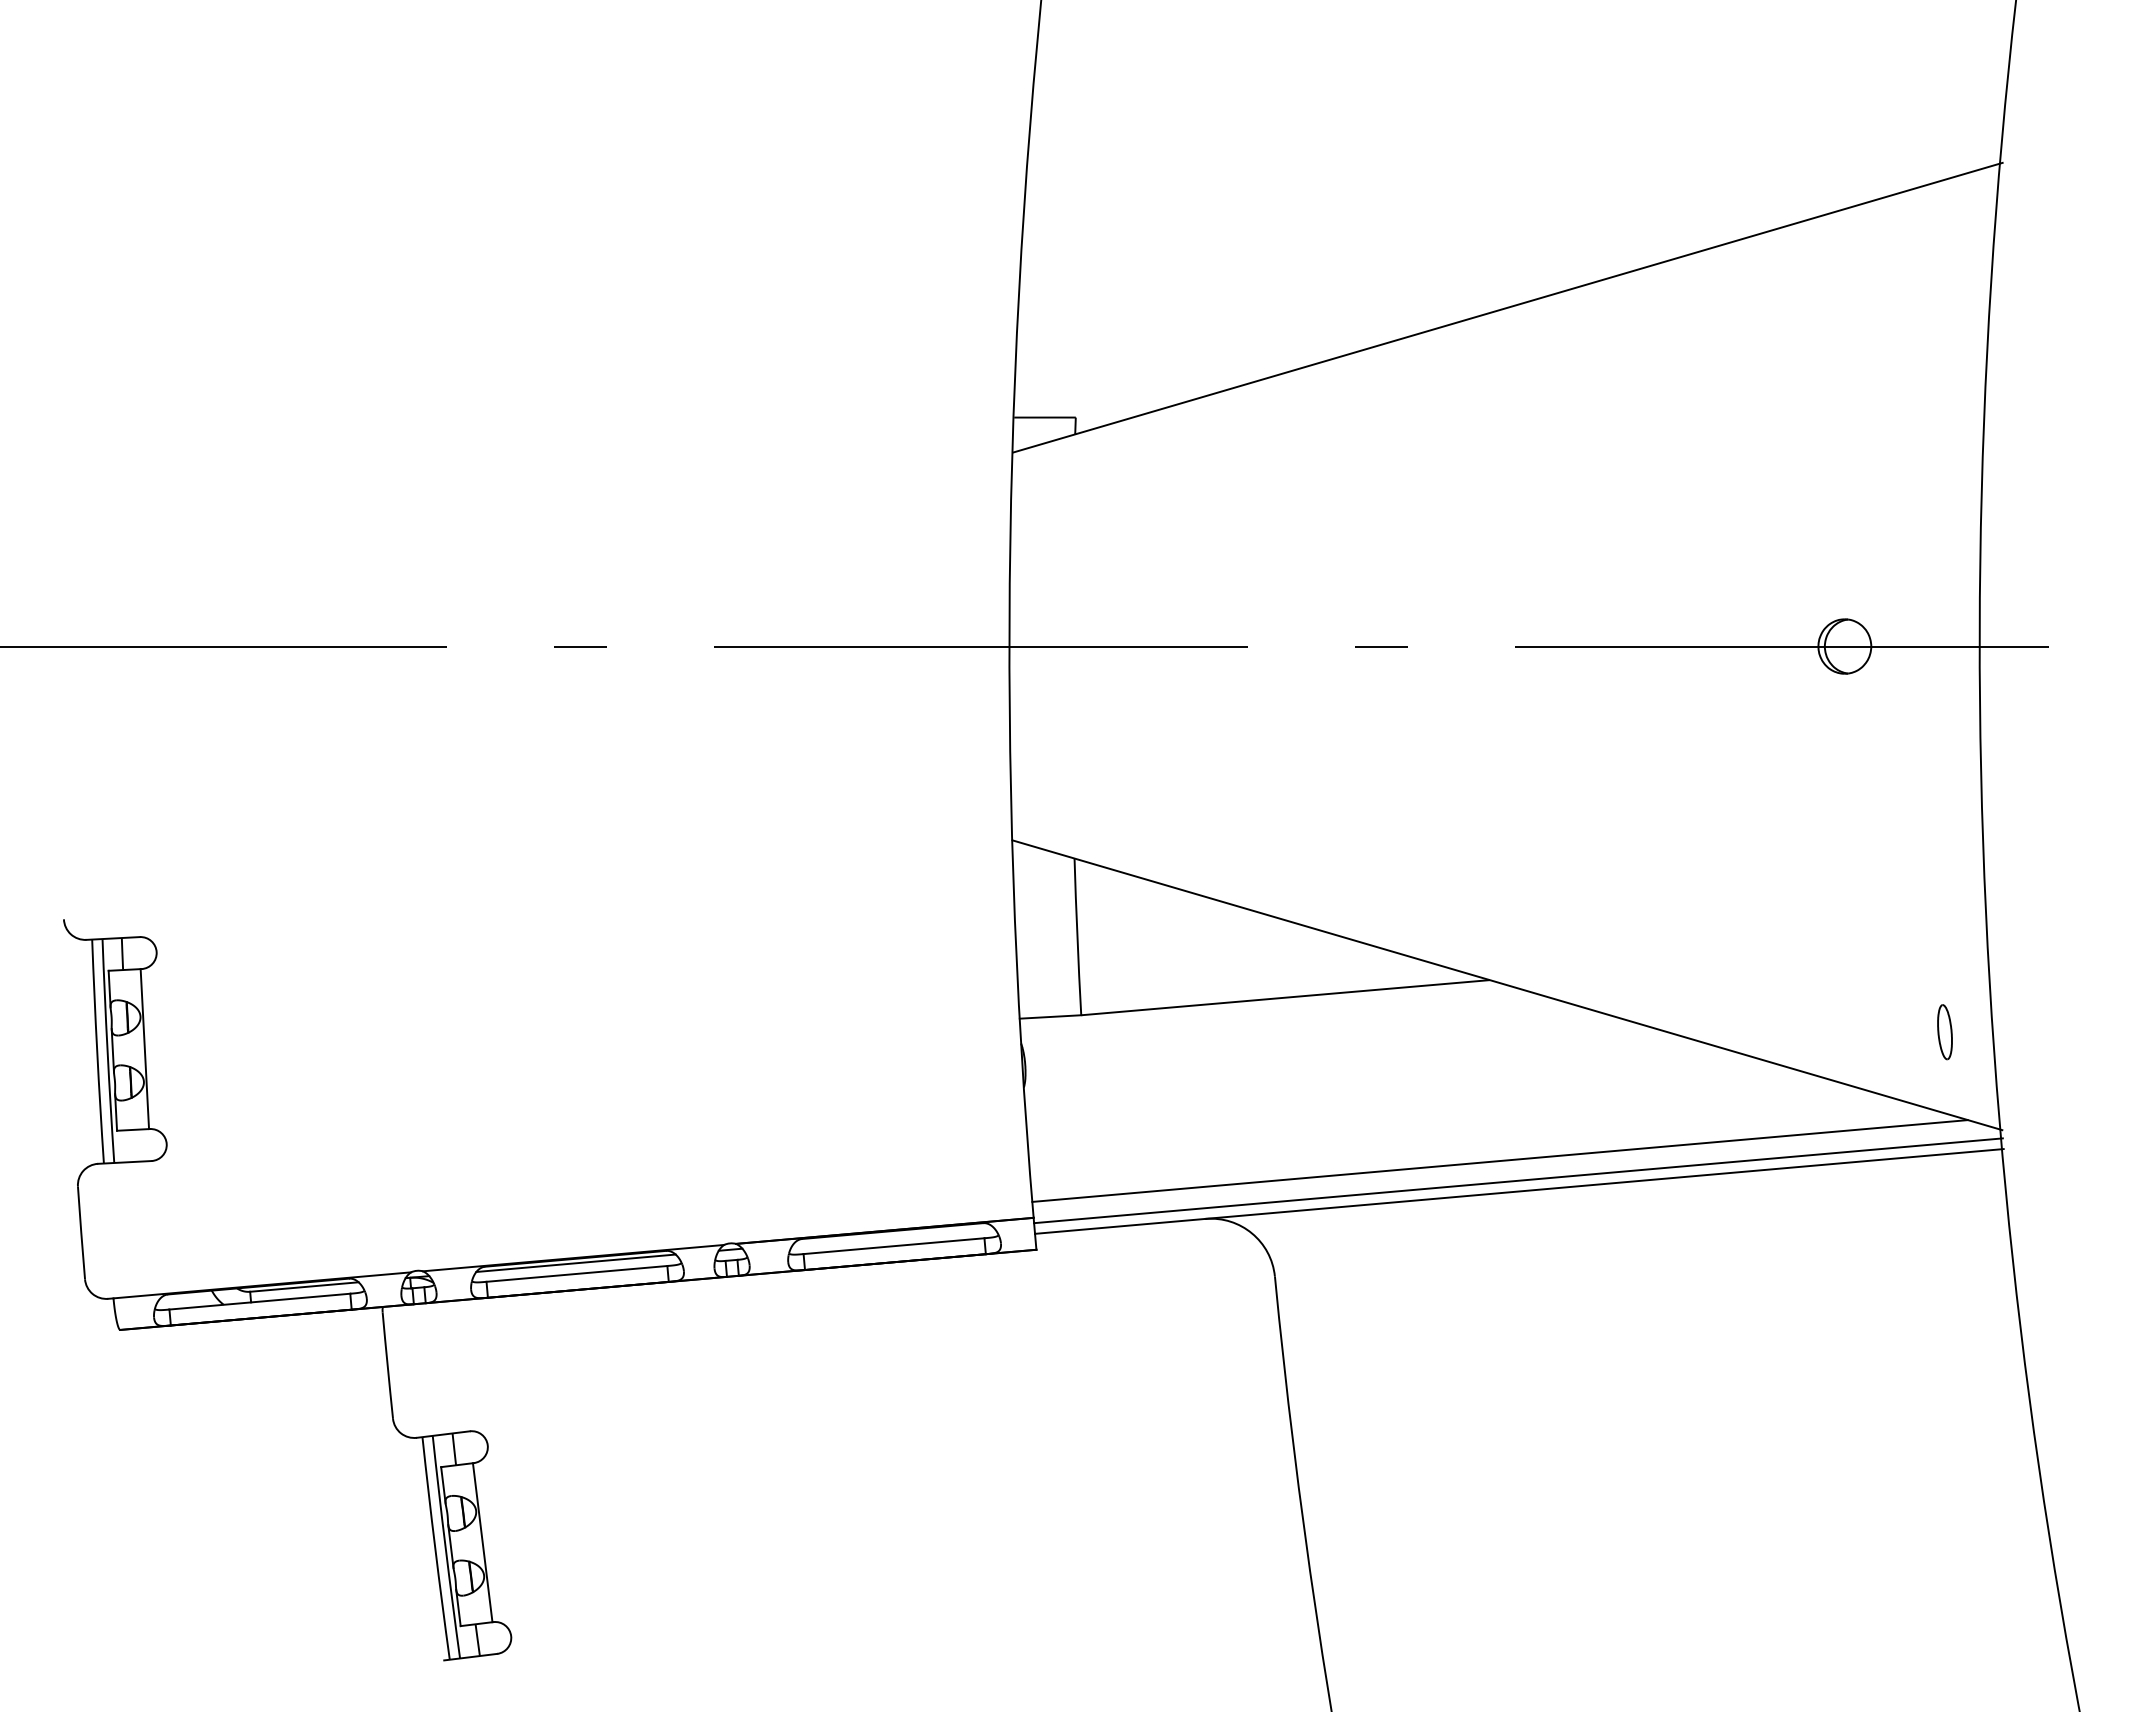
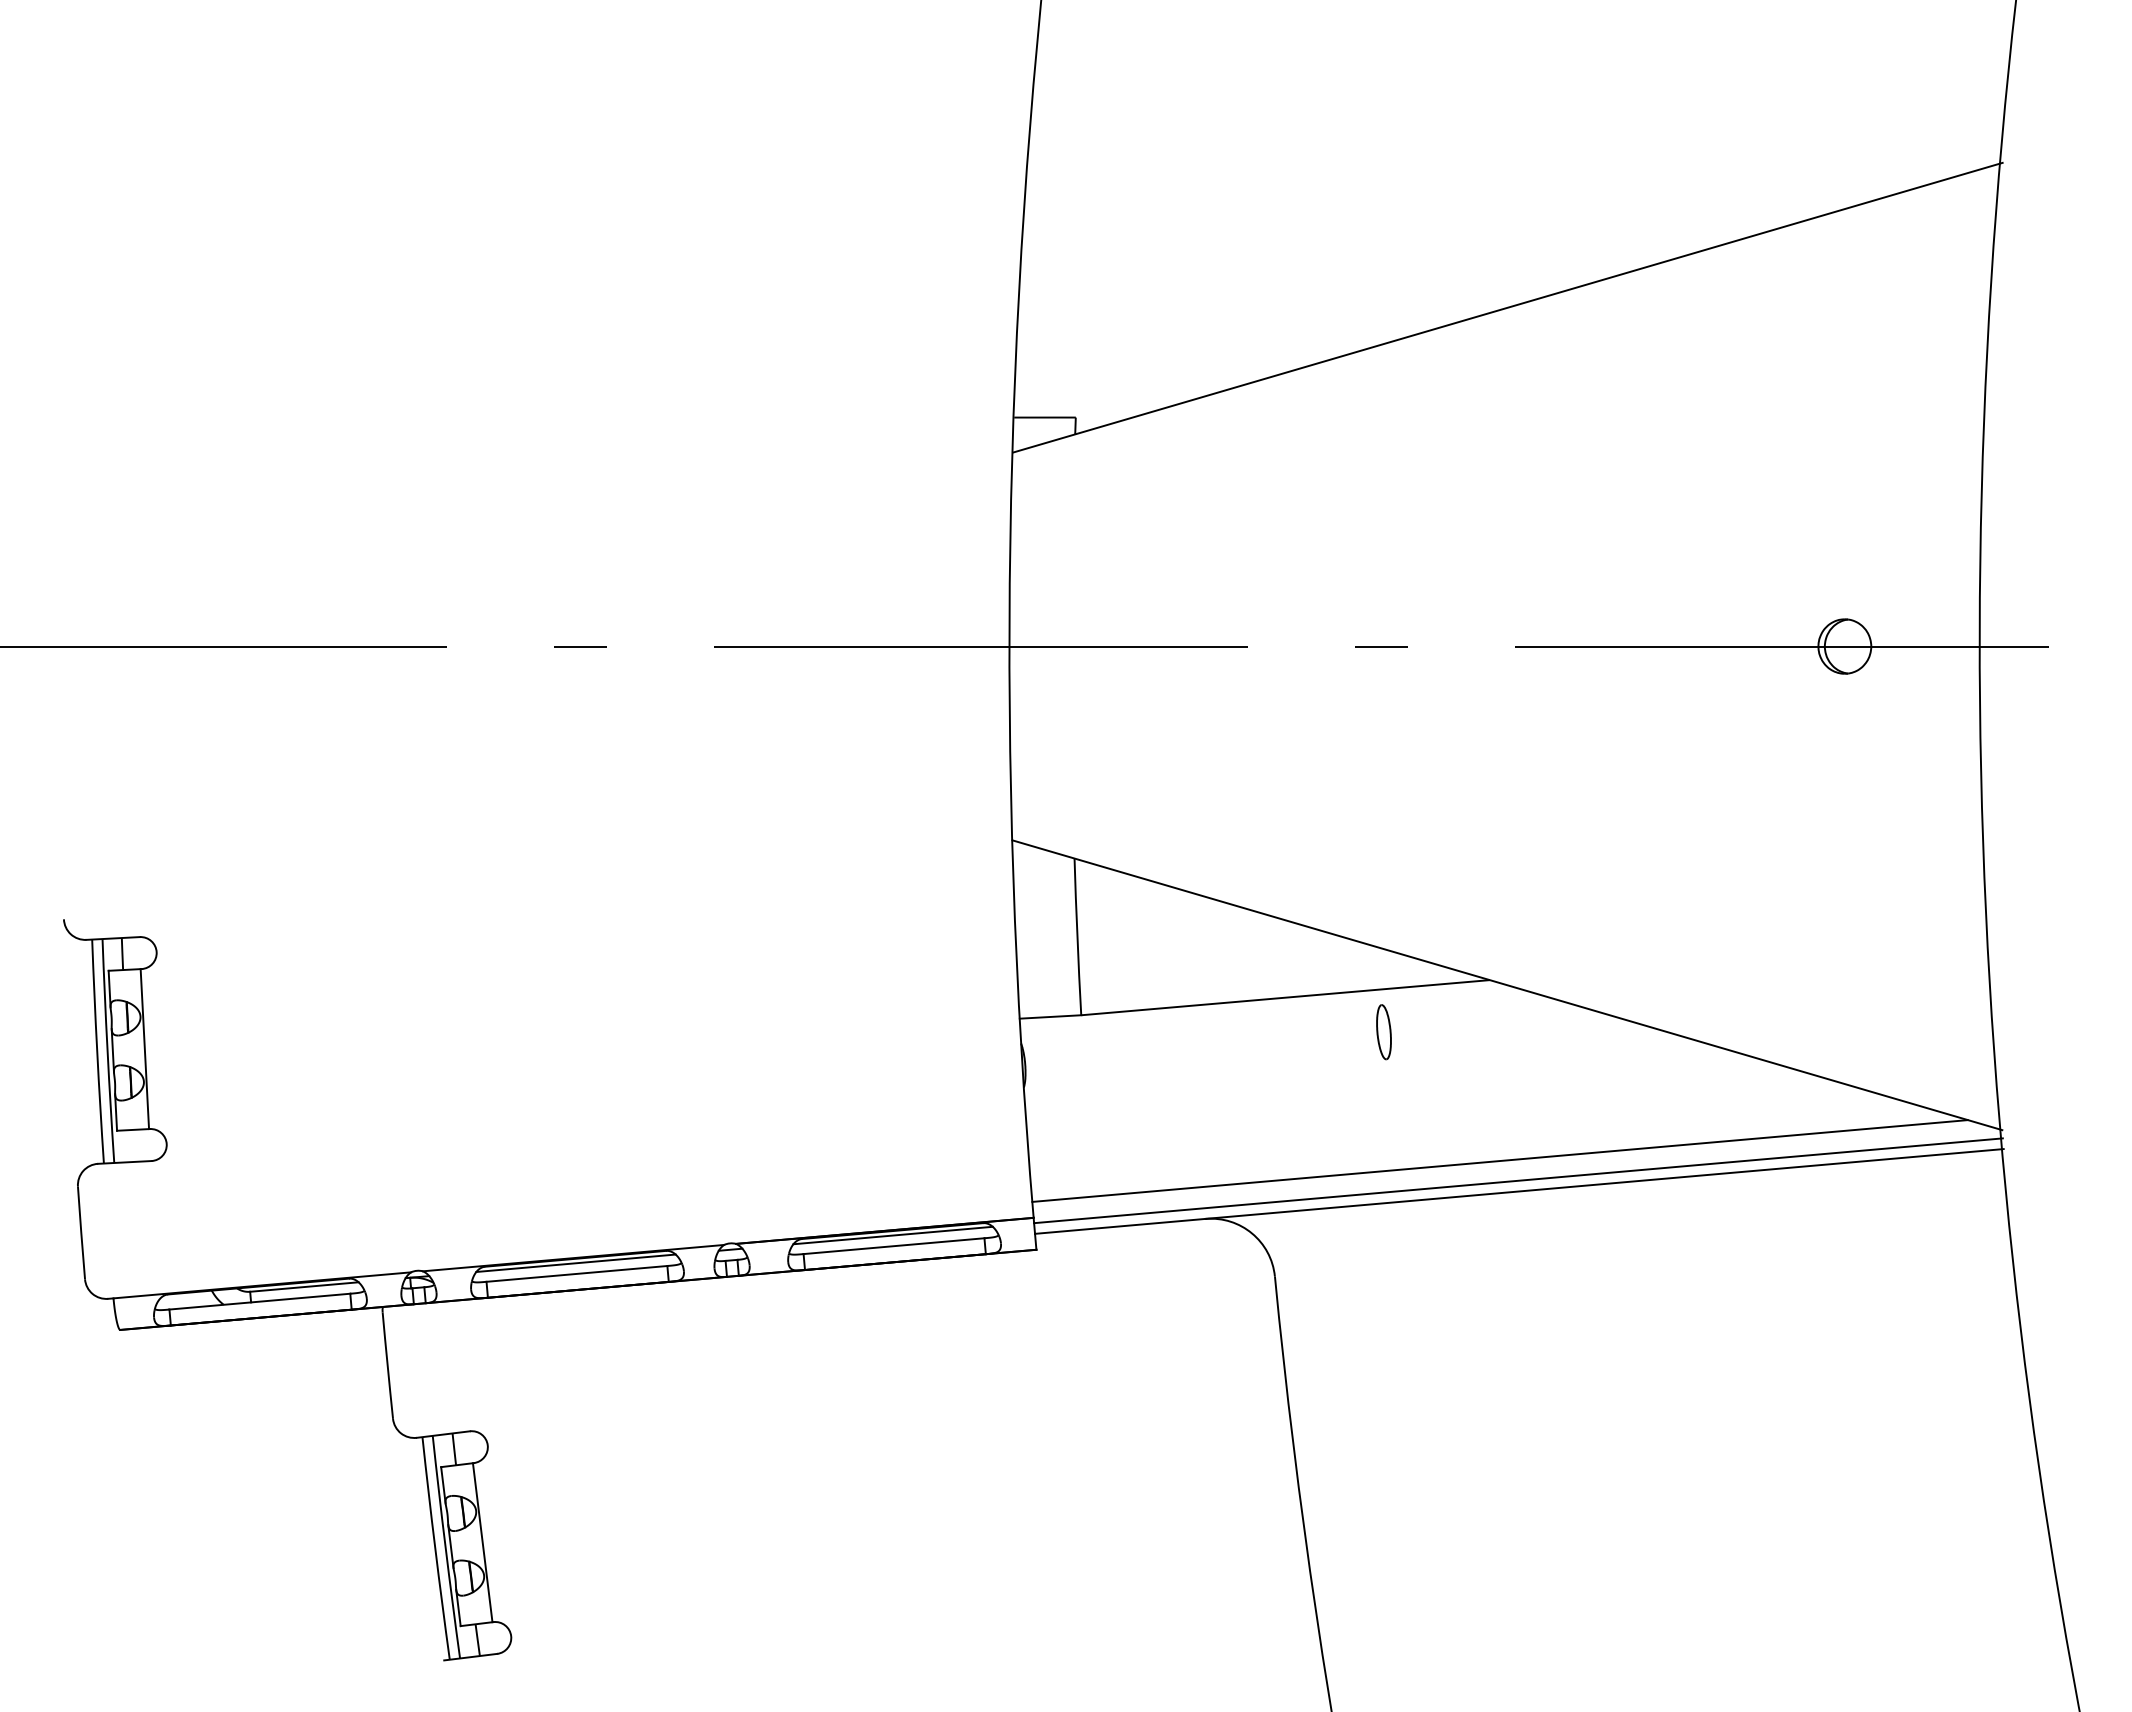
part position: (1944, 1032) -> (1383, 1032) (1383, 1032)
line: none -> present (892, 1235)
